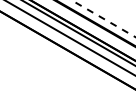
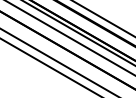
line: dashed -> solid (103, 18)
line: none -> present (58, 61)
line: none -> present (49, 66)
